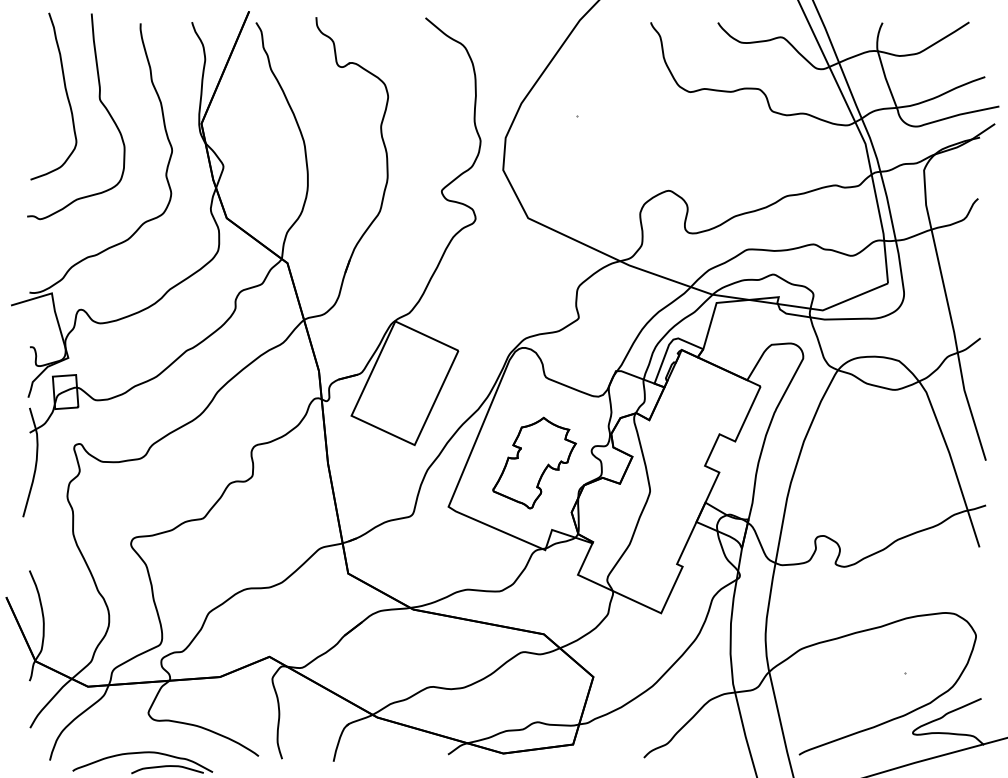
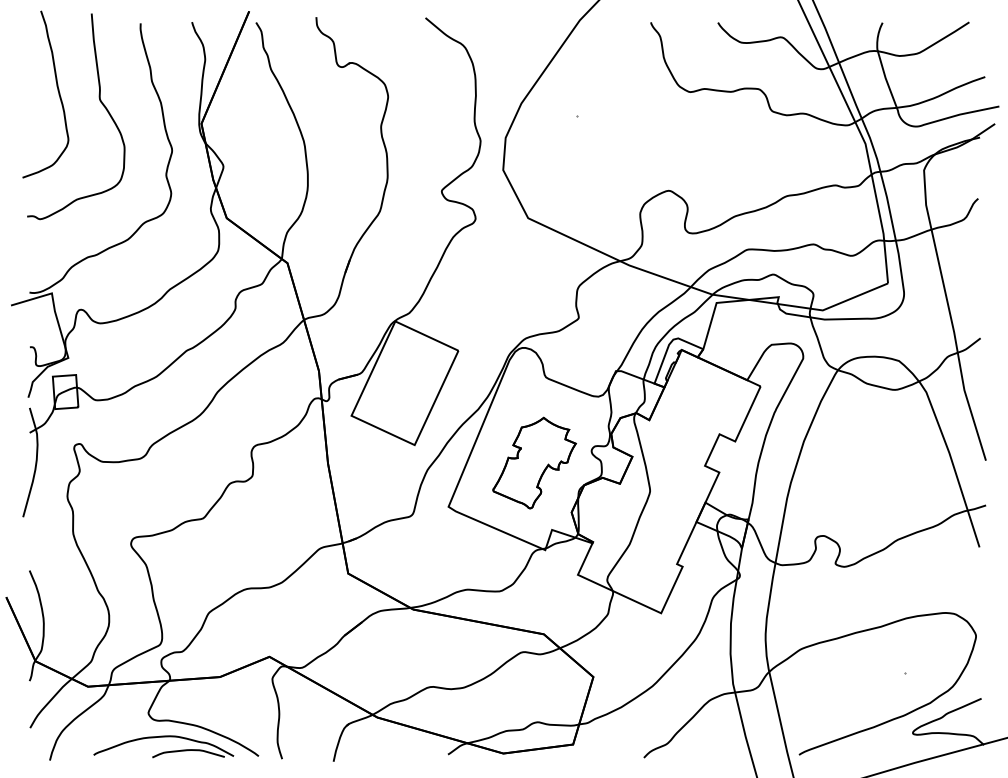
curve position: (65, 92) -> (57, 90) (57, 90)
part position: (142, 762) -> (163, 746) (163, 746)
